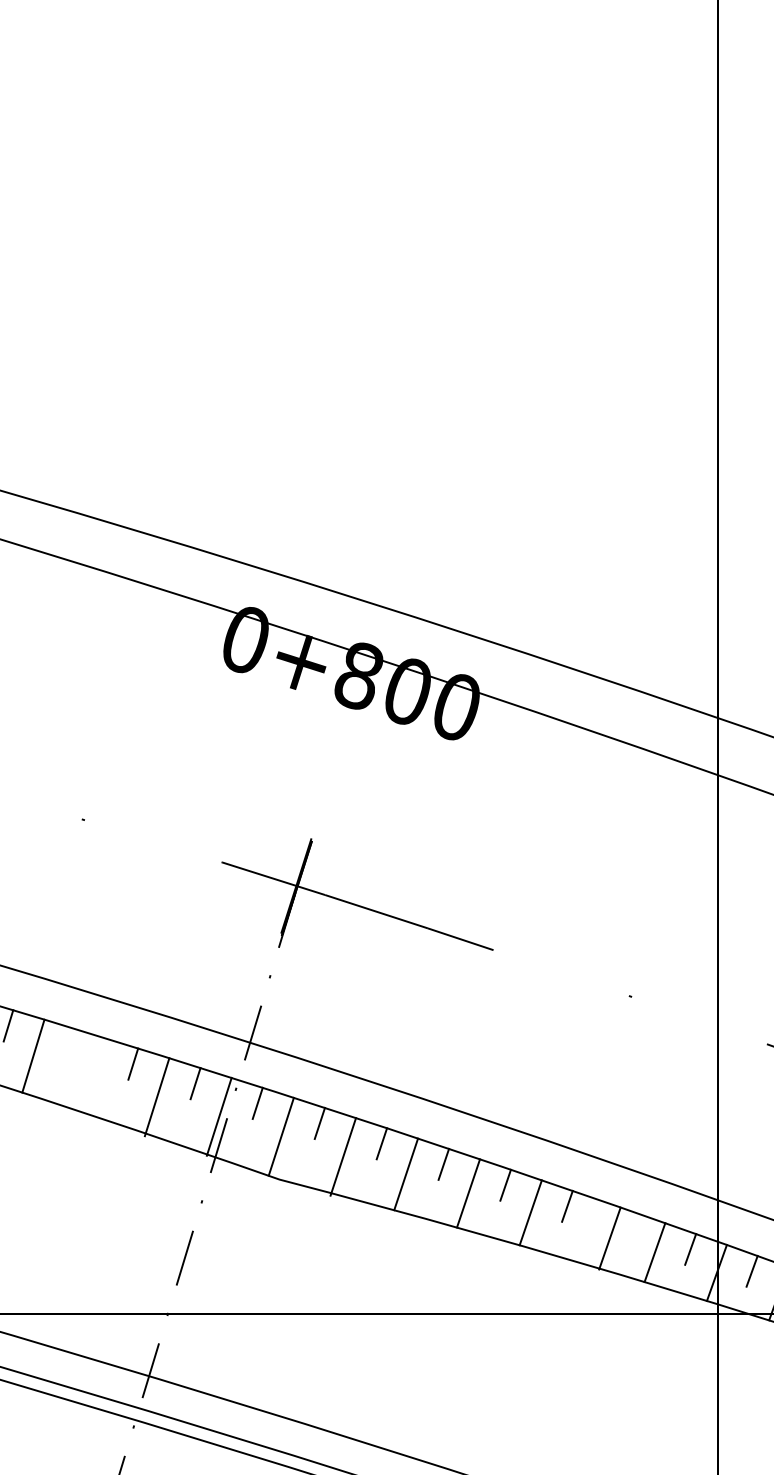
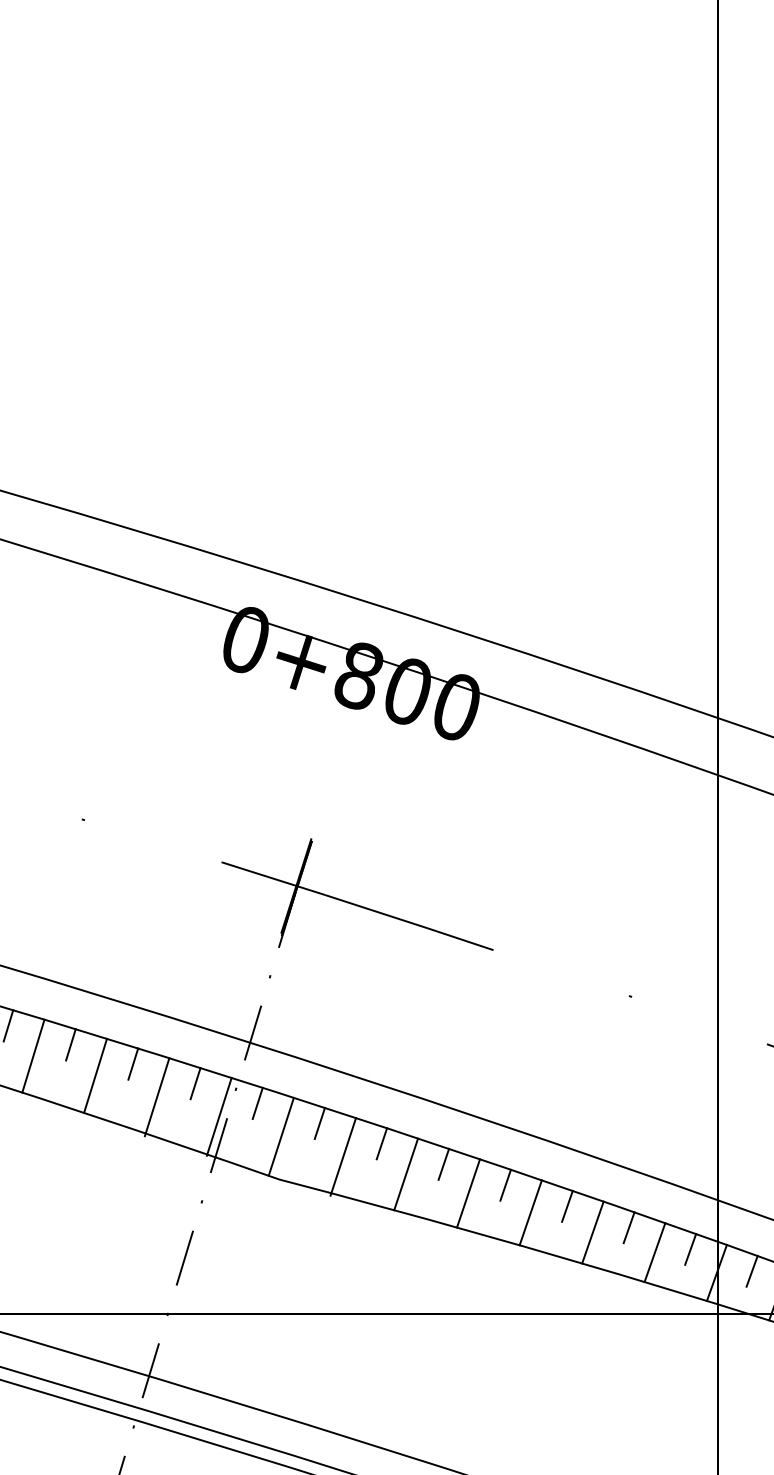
line: none -> present (70, 1044)
line: none -> present (95, 1075)
line: none -> present (628, 1227)
line position: (609, 1238) -> (592, 1232) (592, 1232)
